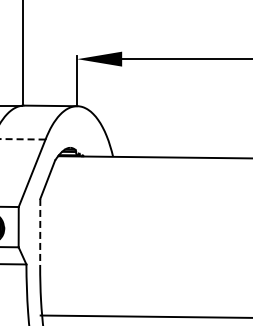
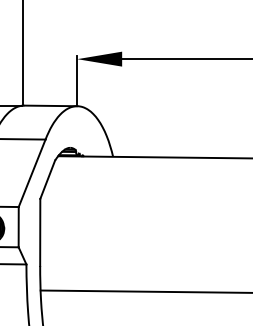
line: dashed -> solid (22, 139)
line: dashed -> solid (40, 232)
line position: (144, 316) -> (144, 291) (144, 291)
